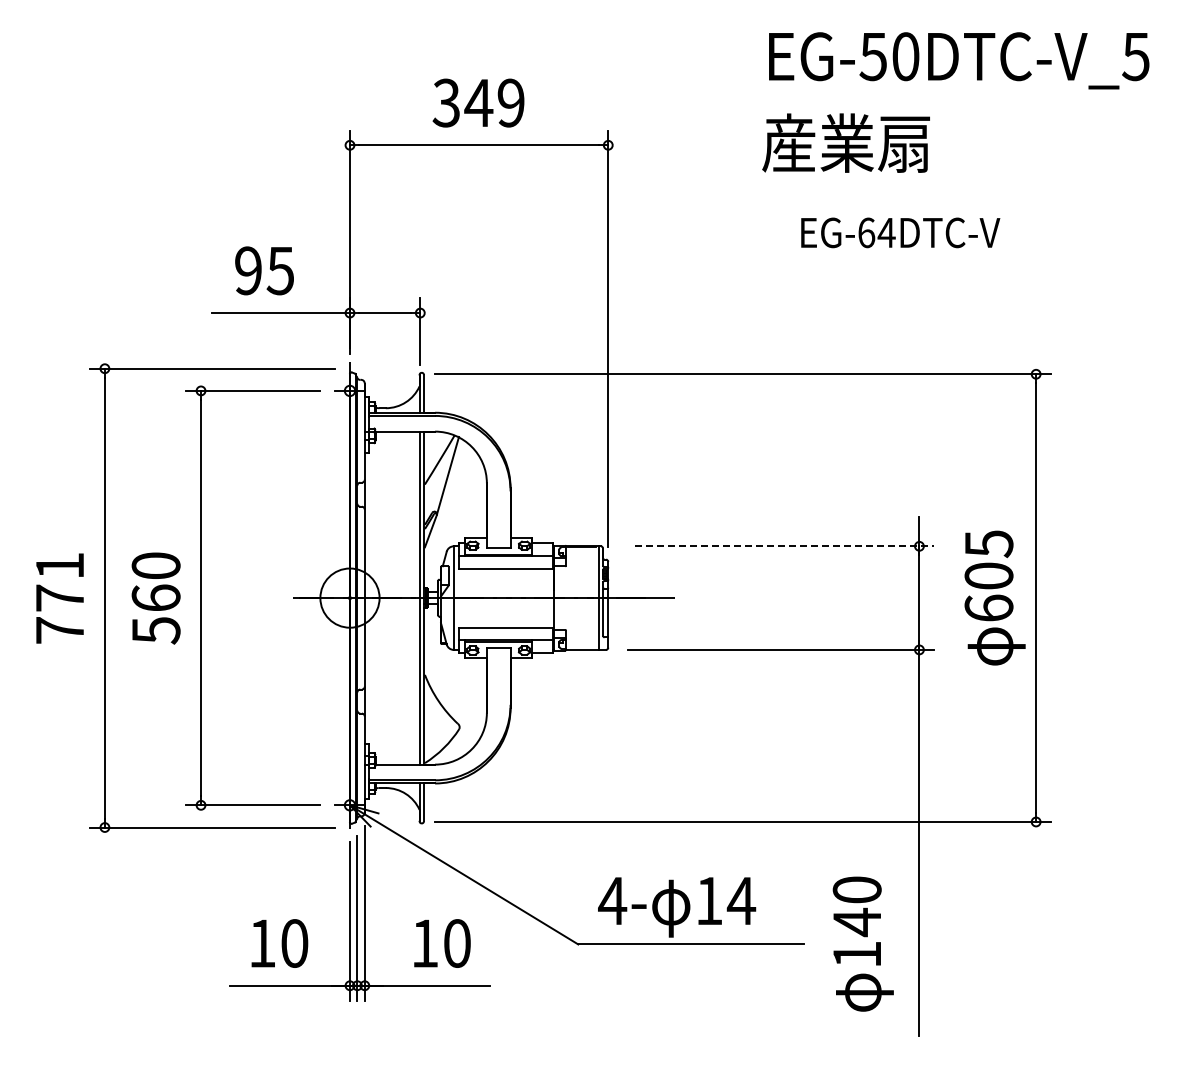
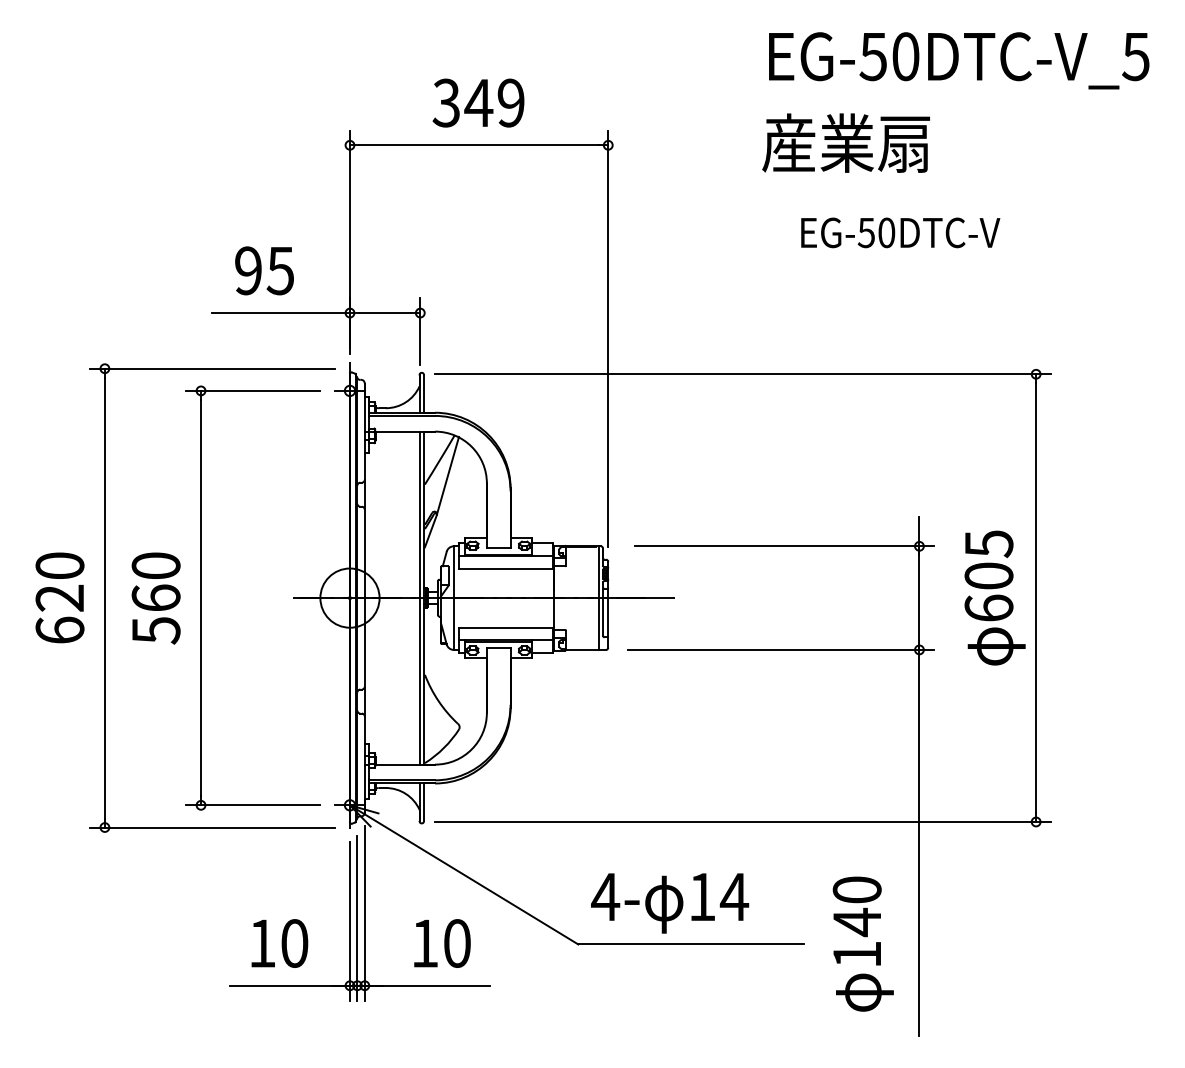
text: EG-64DTC-V -> EG-50DTC-V (876, 232)
line: dashed -> solid (784, 546)
text: 771 -> 620 (59, 597)
text position: (677, 907) -> (670, 903) (670, 903)
